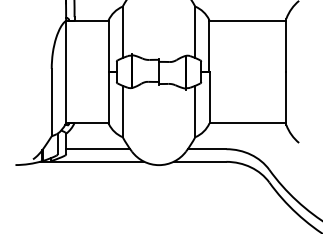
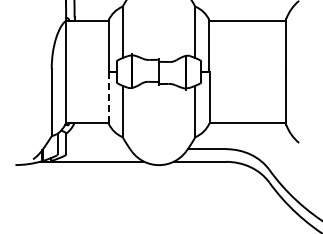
line: solid -> dashed (108, 97)
line: present -> none (98, 149)
